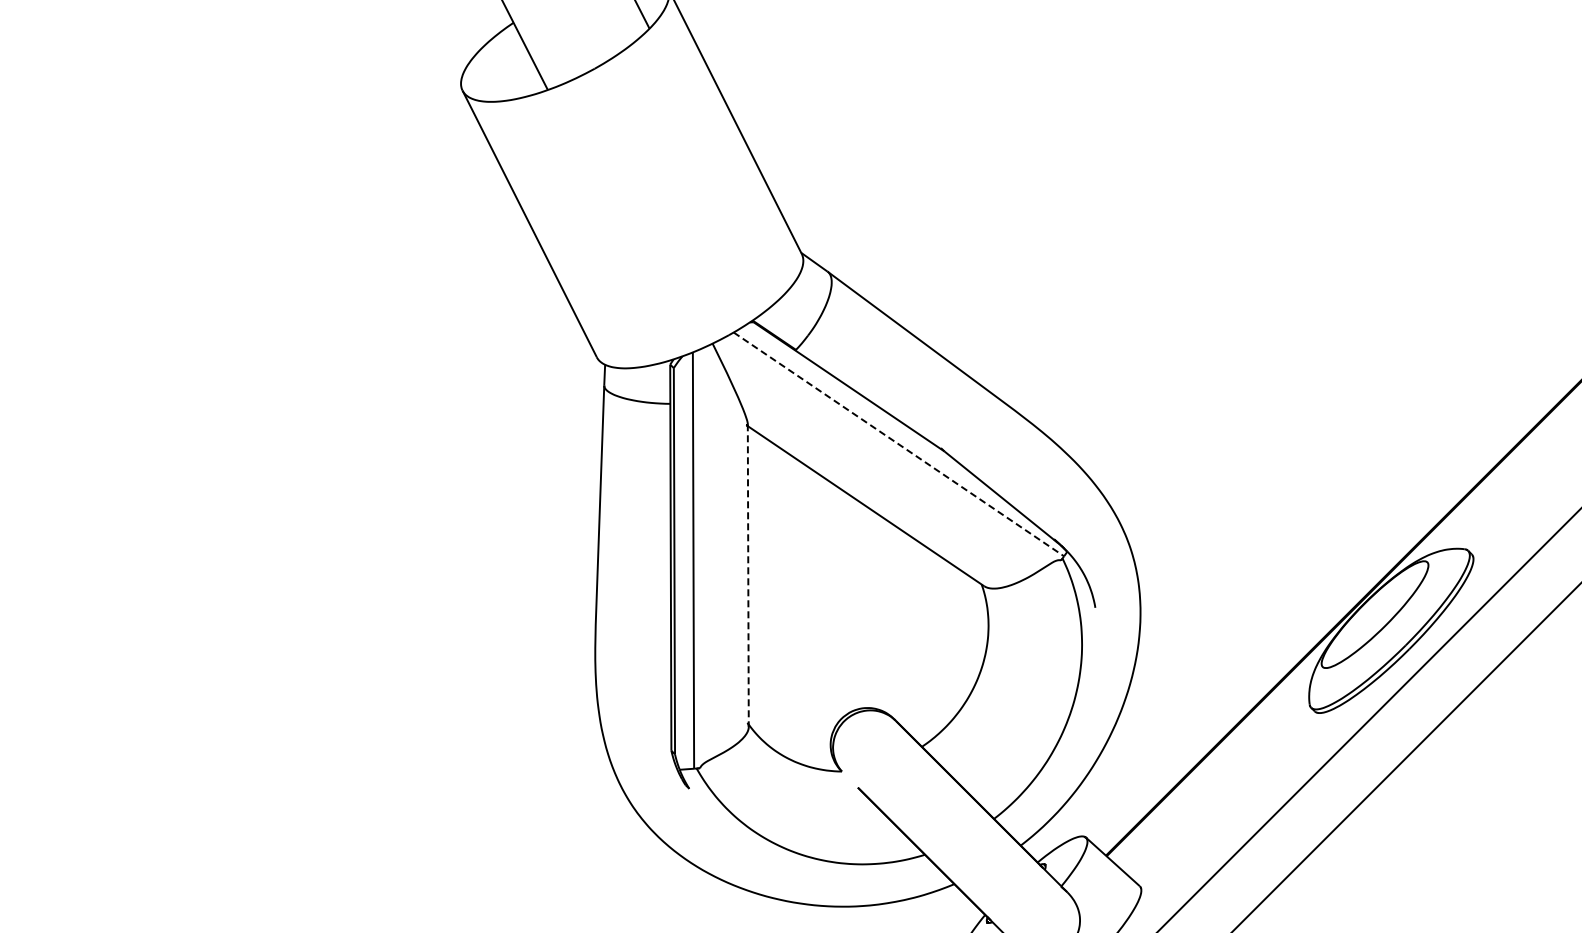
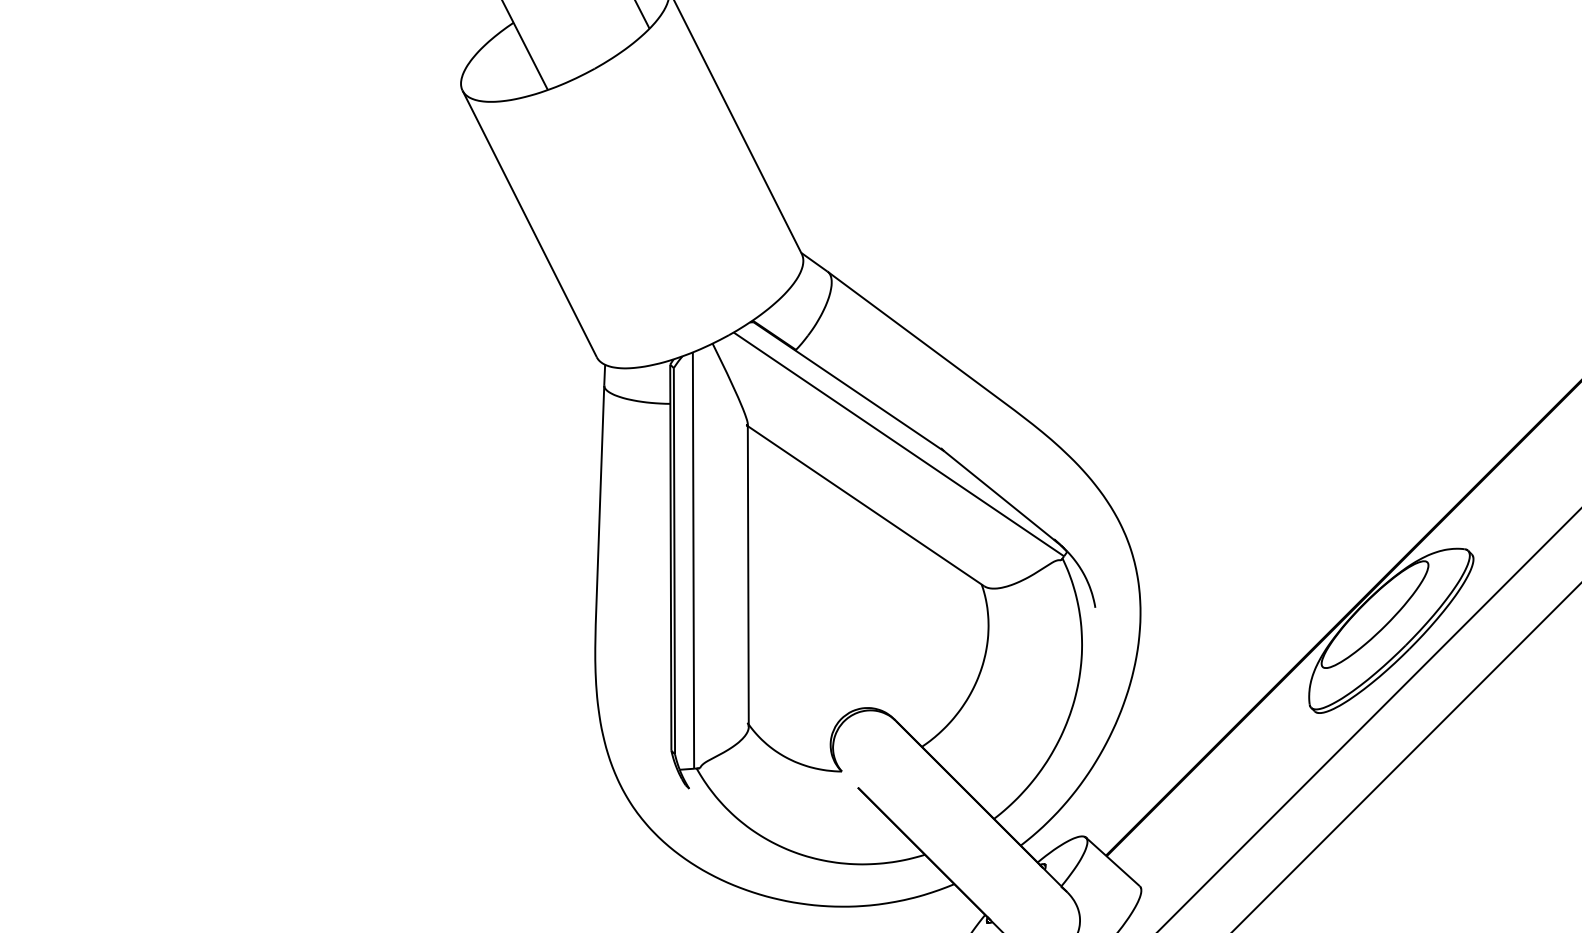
line: dashed -> solid (898, 444)
line: dashed -> solid (748, 576)
